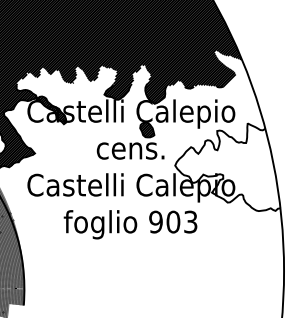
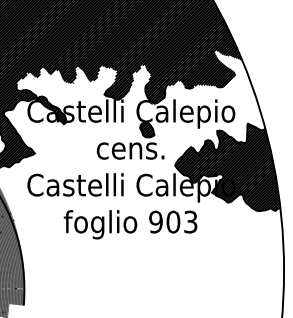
hatch: none -> present (227, 166)
